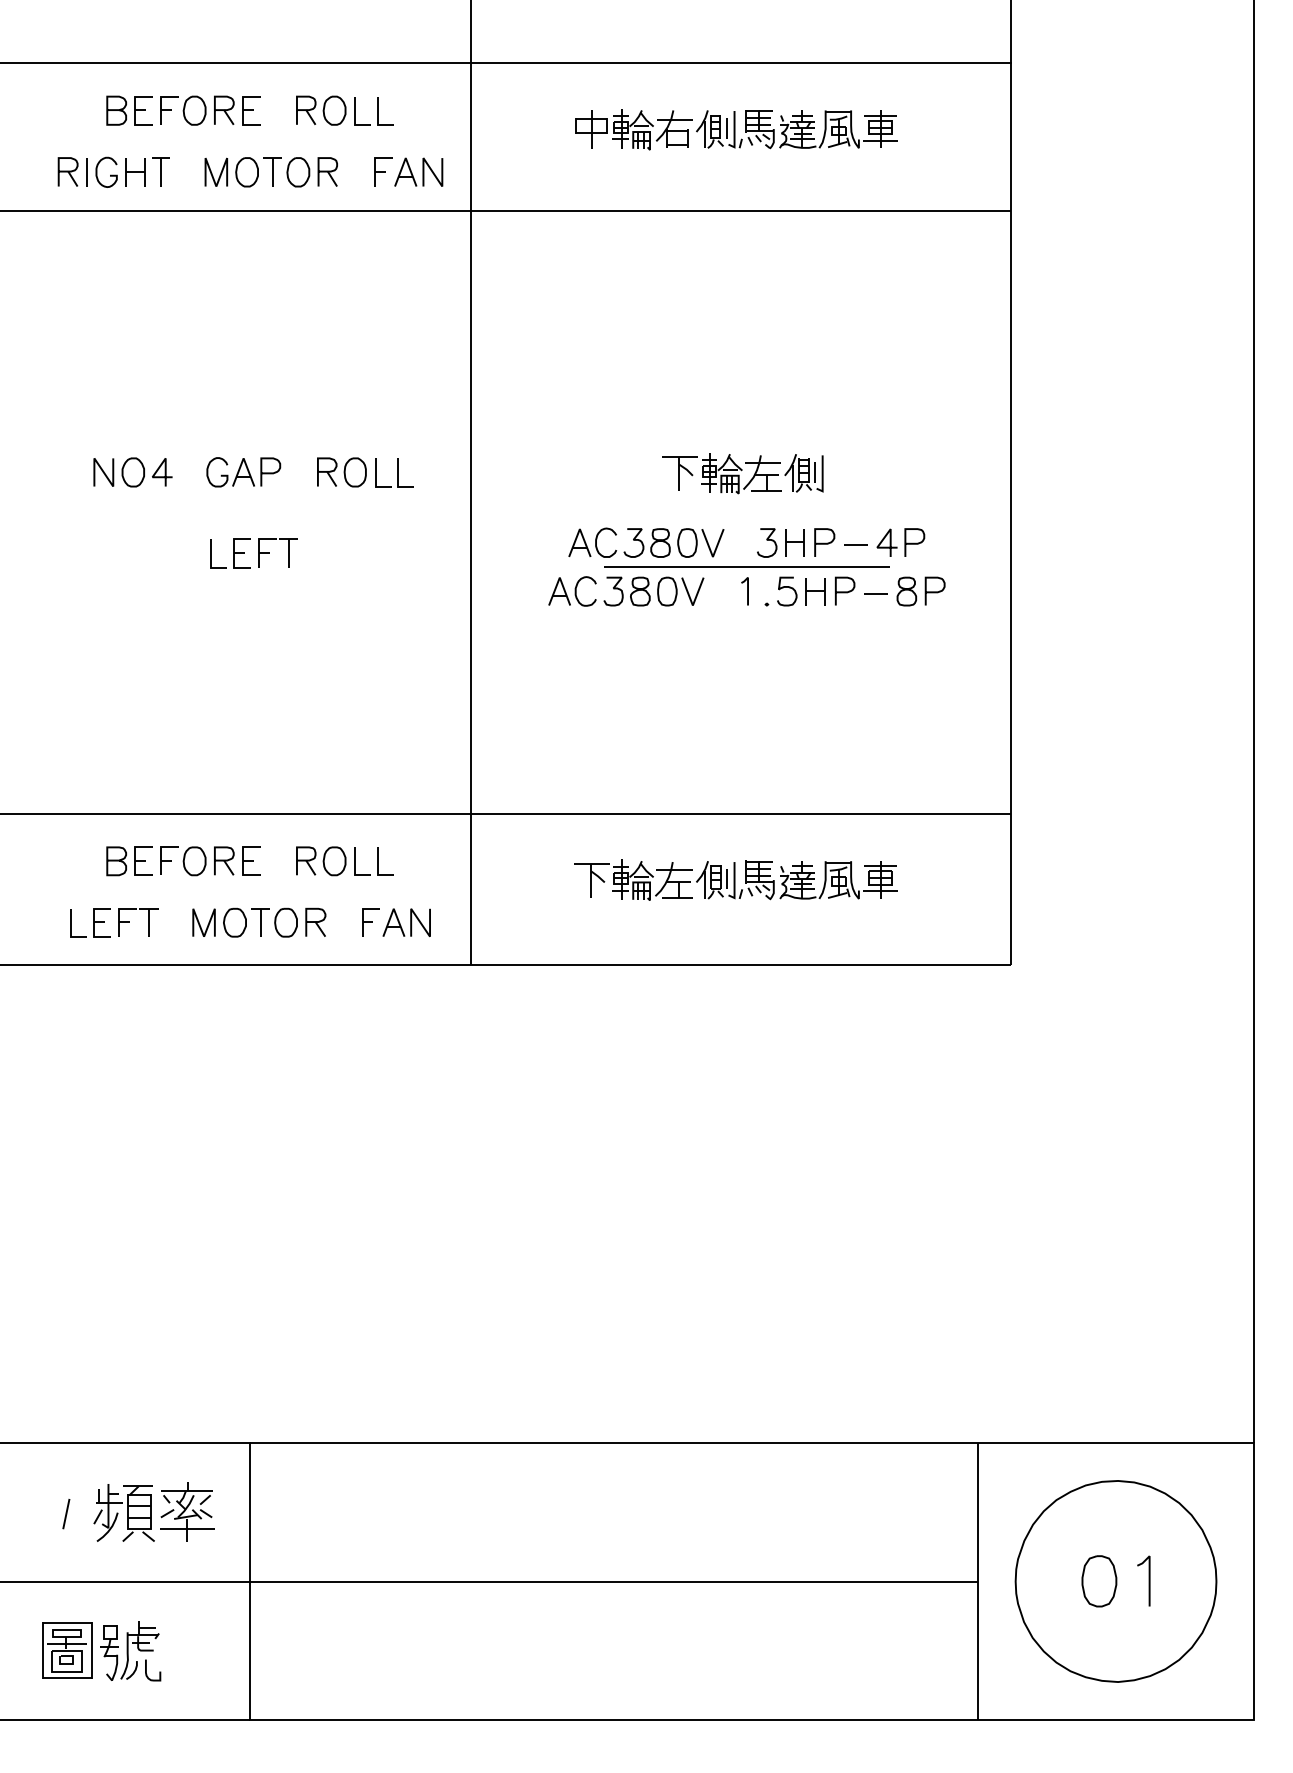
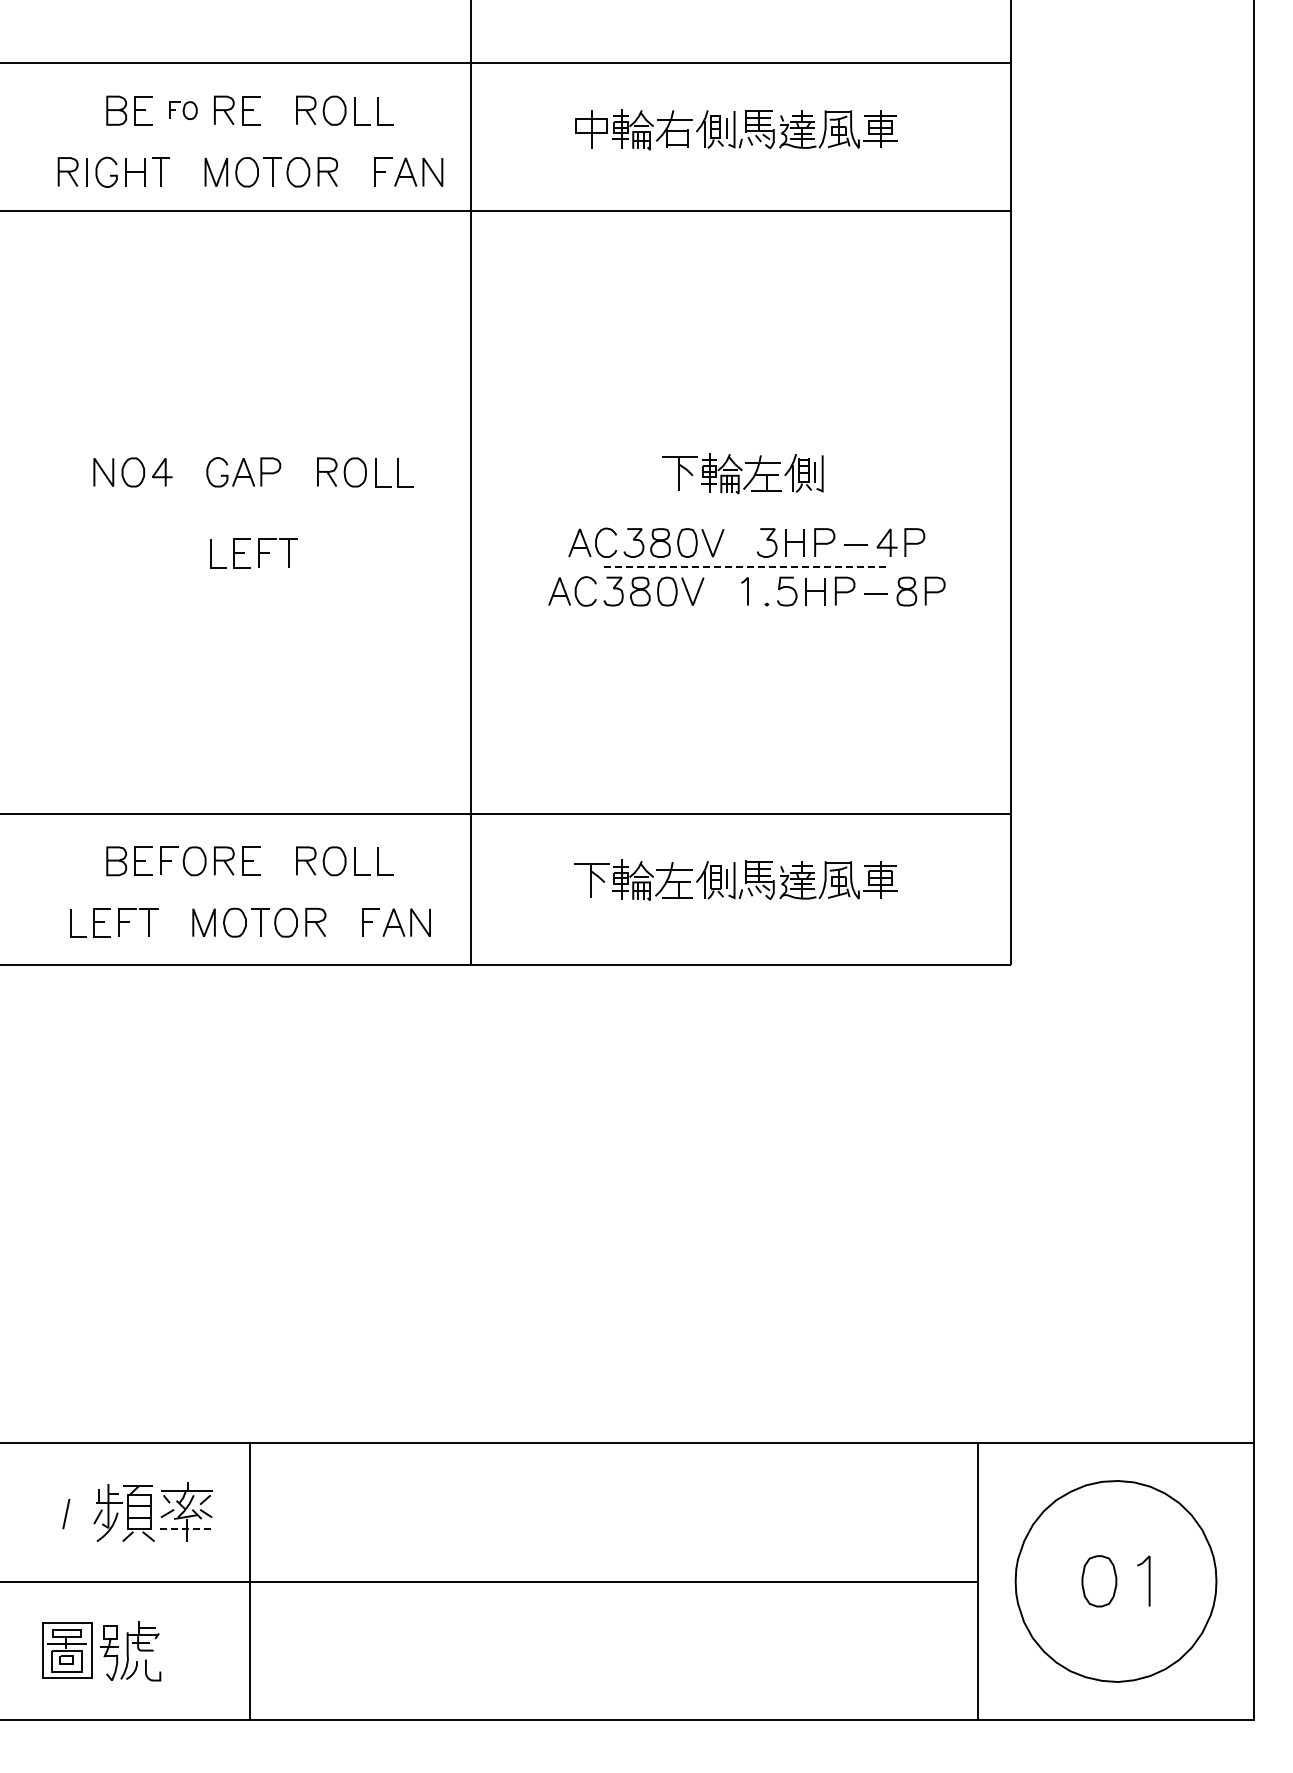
part size: 47x31 px -> 29x19 px (183, 110)
line: solid -> dashed (747, 566)
line: solid -> dashed (187, 1529)
